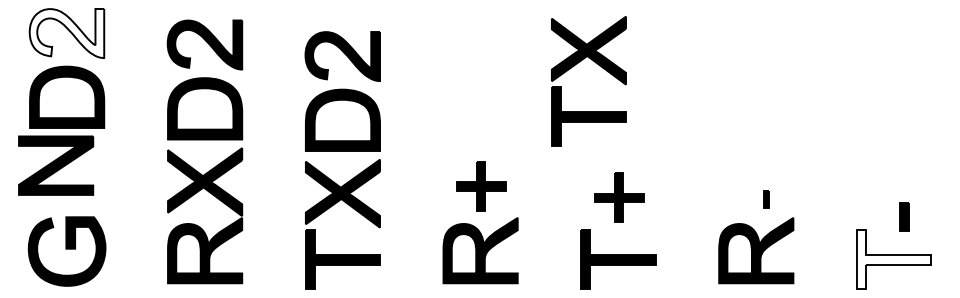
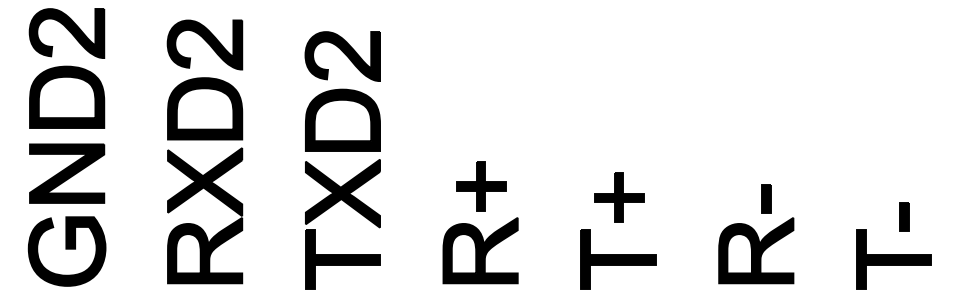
fill: none -> present (66, 33)
part: present -> none (599, 66)
part position: (56, 165) -> (67, 173) (67, 173)
part size: 7x19 px -> 11x30 px (766, 198)
fill: none -> present (894, 259)
